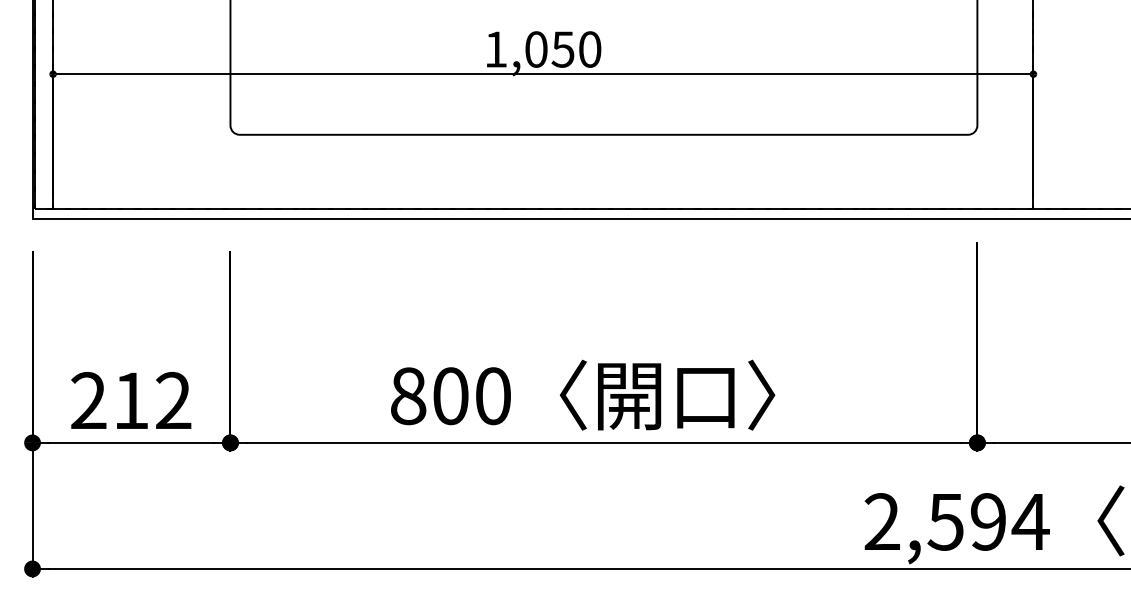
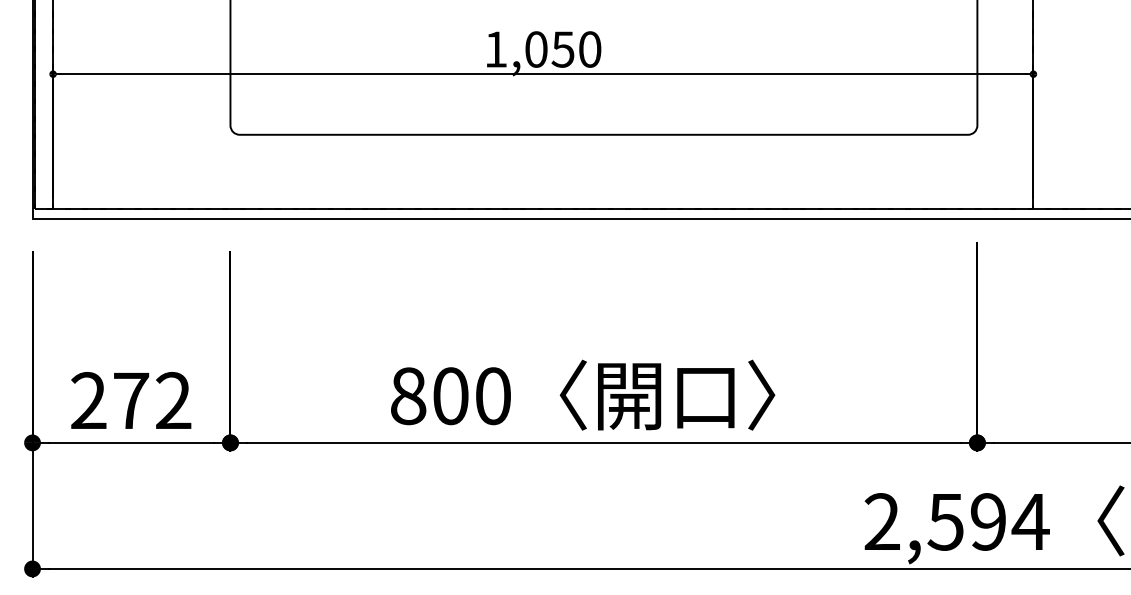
text: 212 -> 272 (131, 400)
